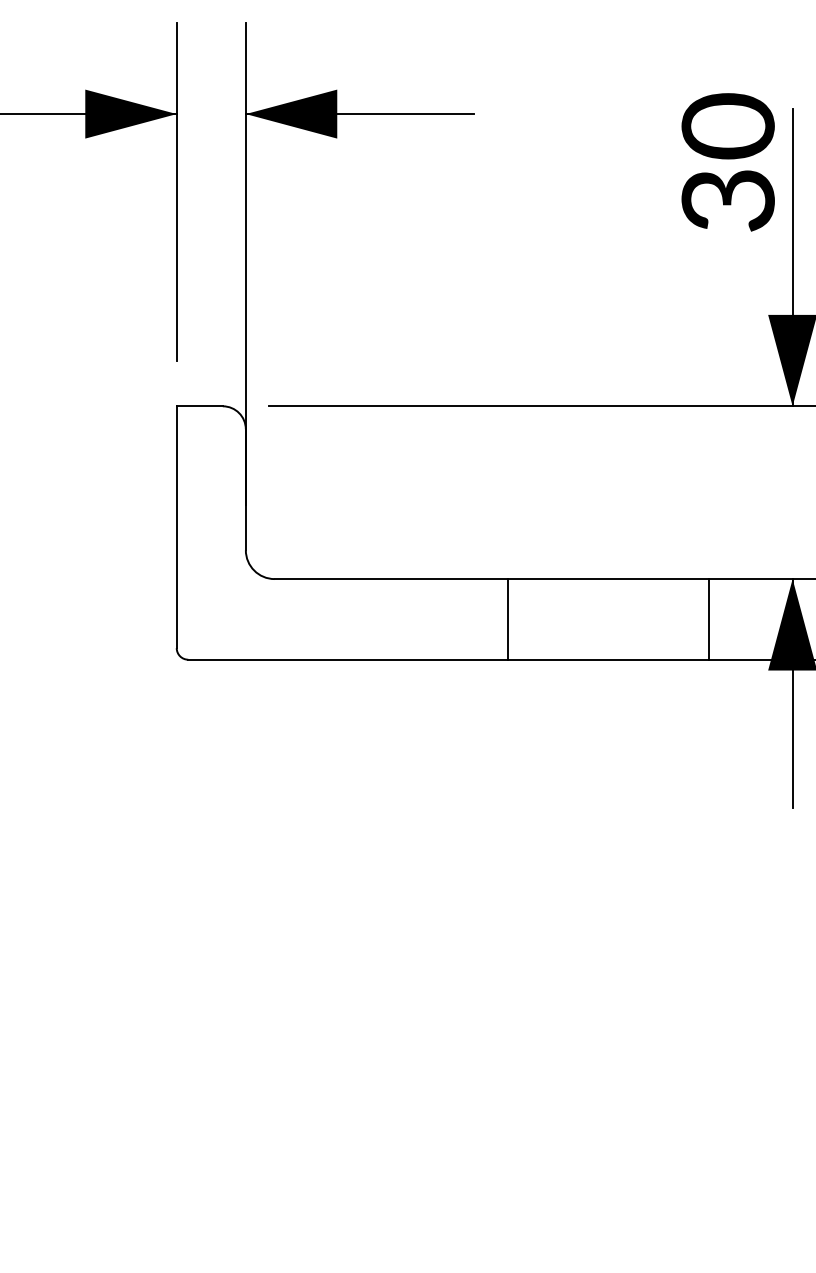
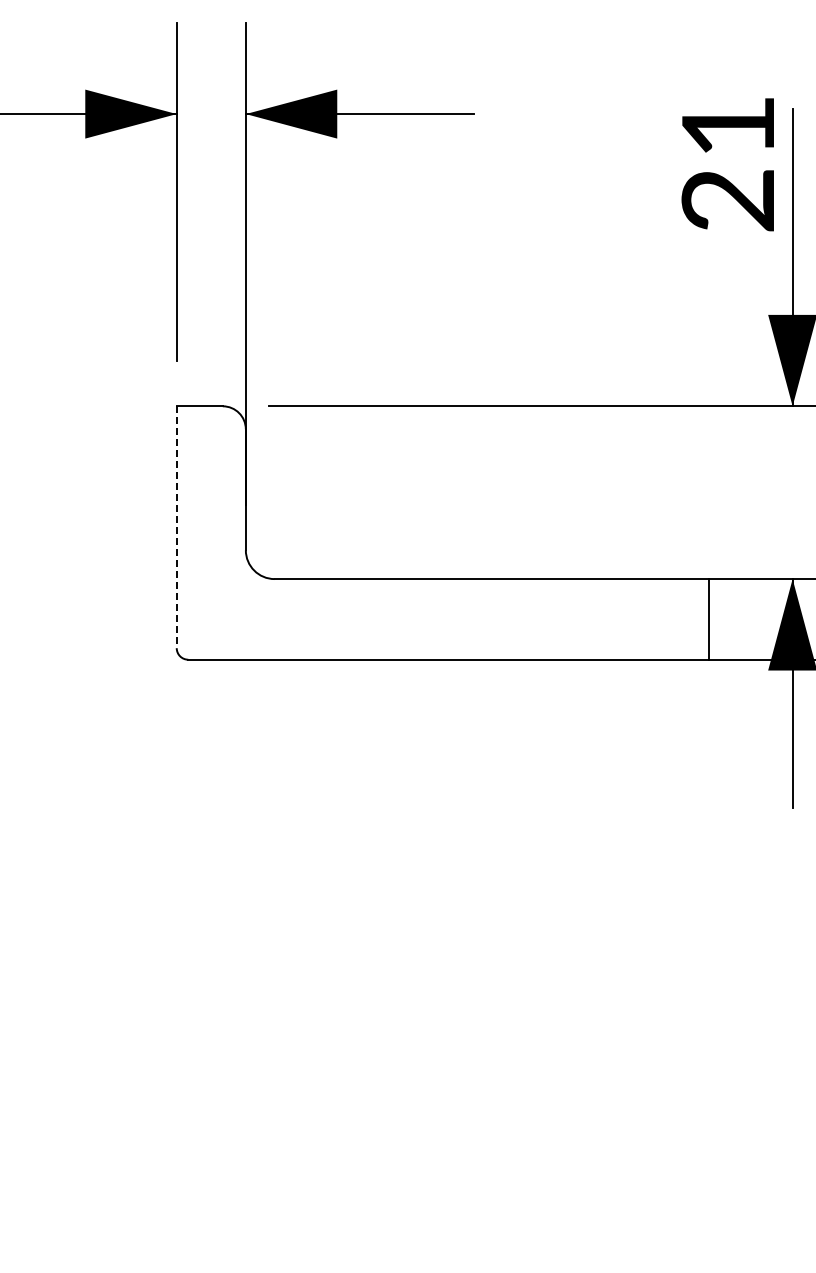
text: 30 -> 21 (727, 162)
line: solid -> dashed (176, 527)
line: present -> none (507, 619)
